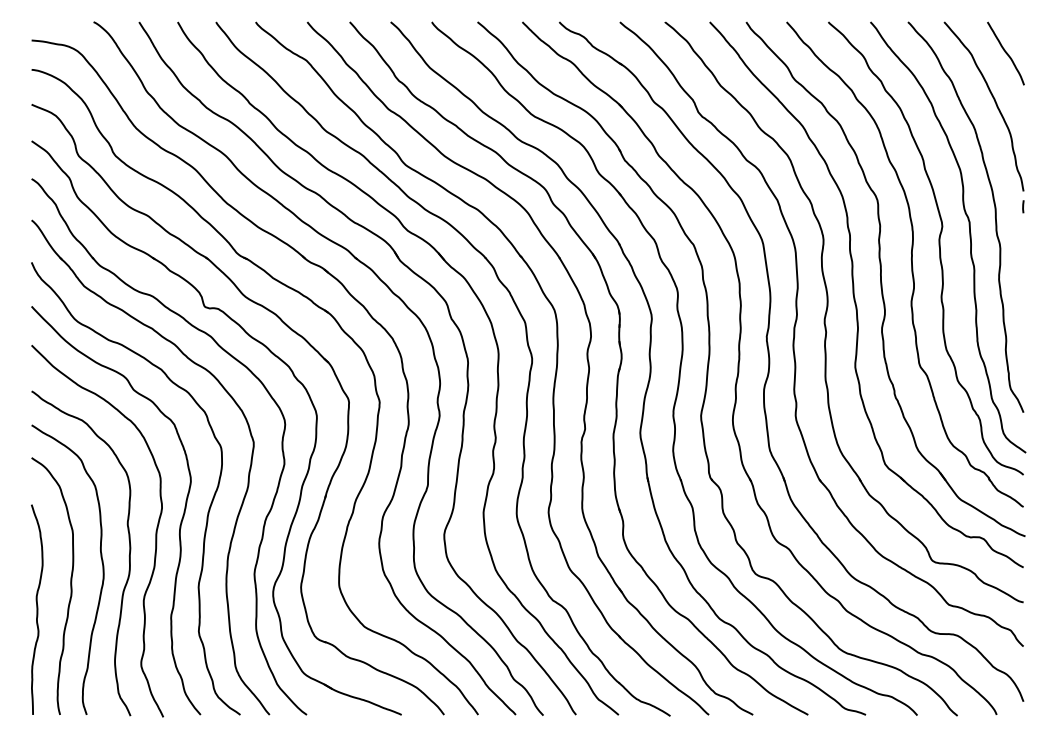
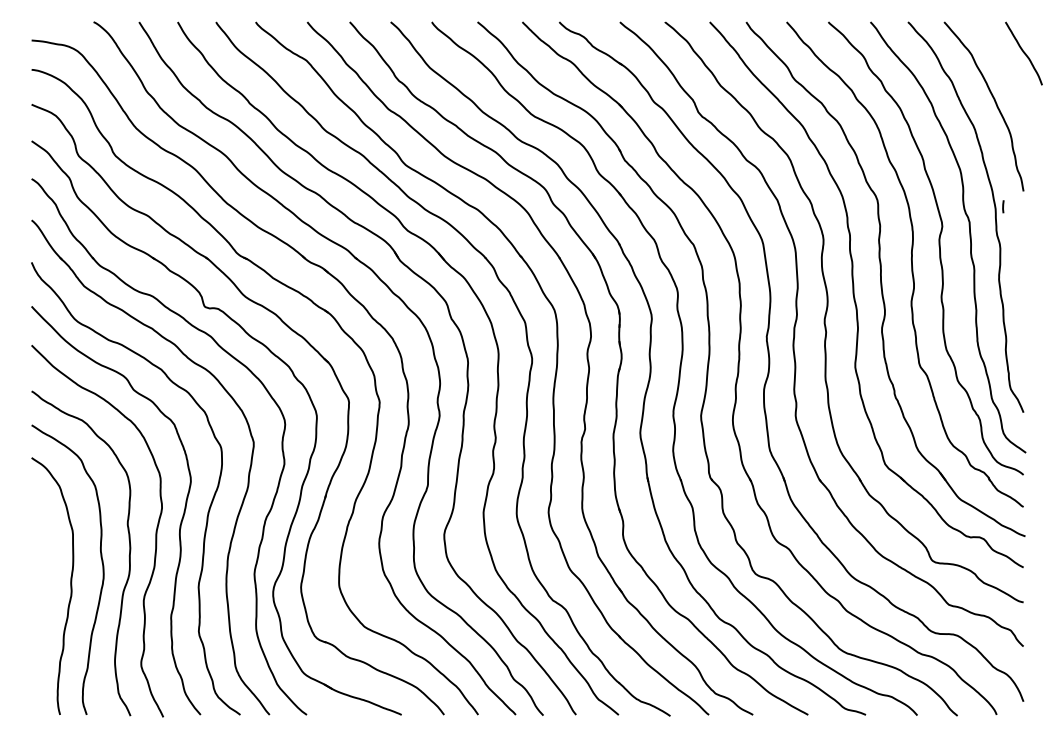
curve position: (1005, 53) -> (1023, 53) (1023, 53)
line position: (1023, 206) -> (1003, 206) (1003, 206)
curve: present -> none (37, 609)
